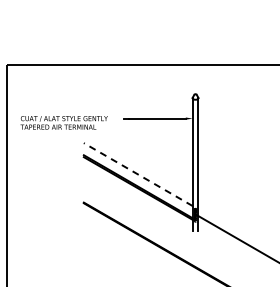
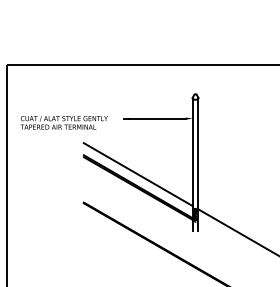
line: dashed -> solid (138, 174)
line position: (235, 237) -> (237, 231) (237, 231)
